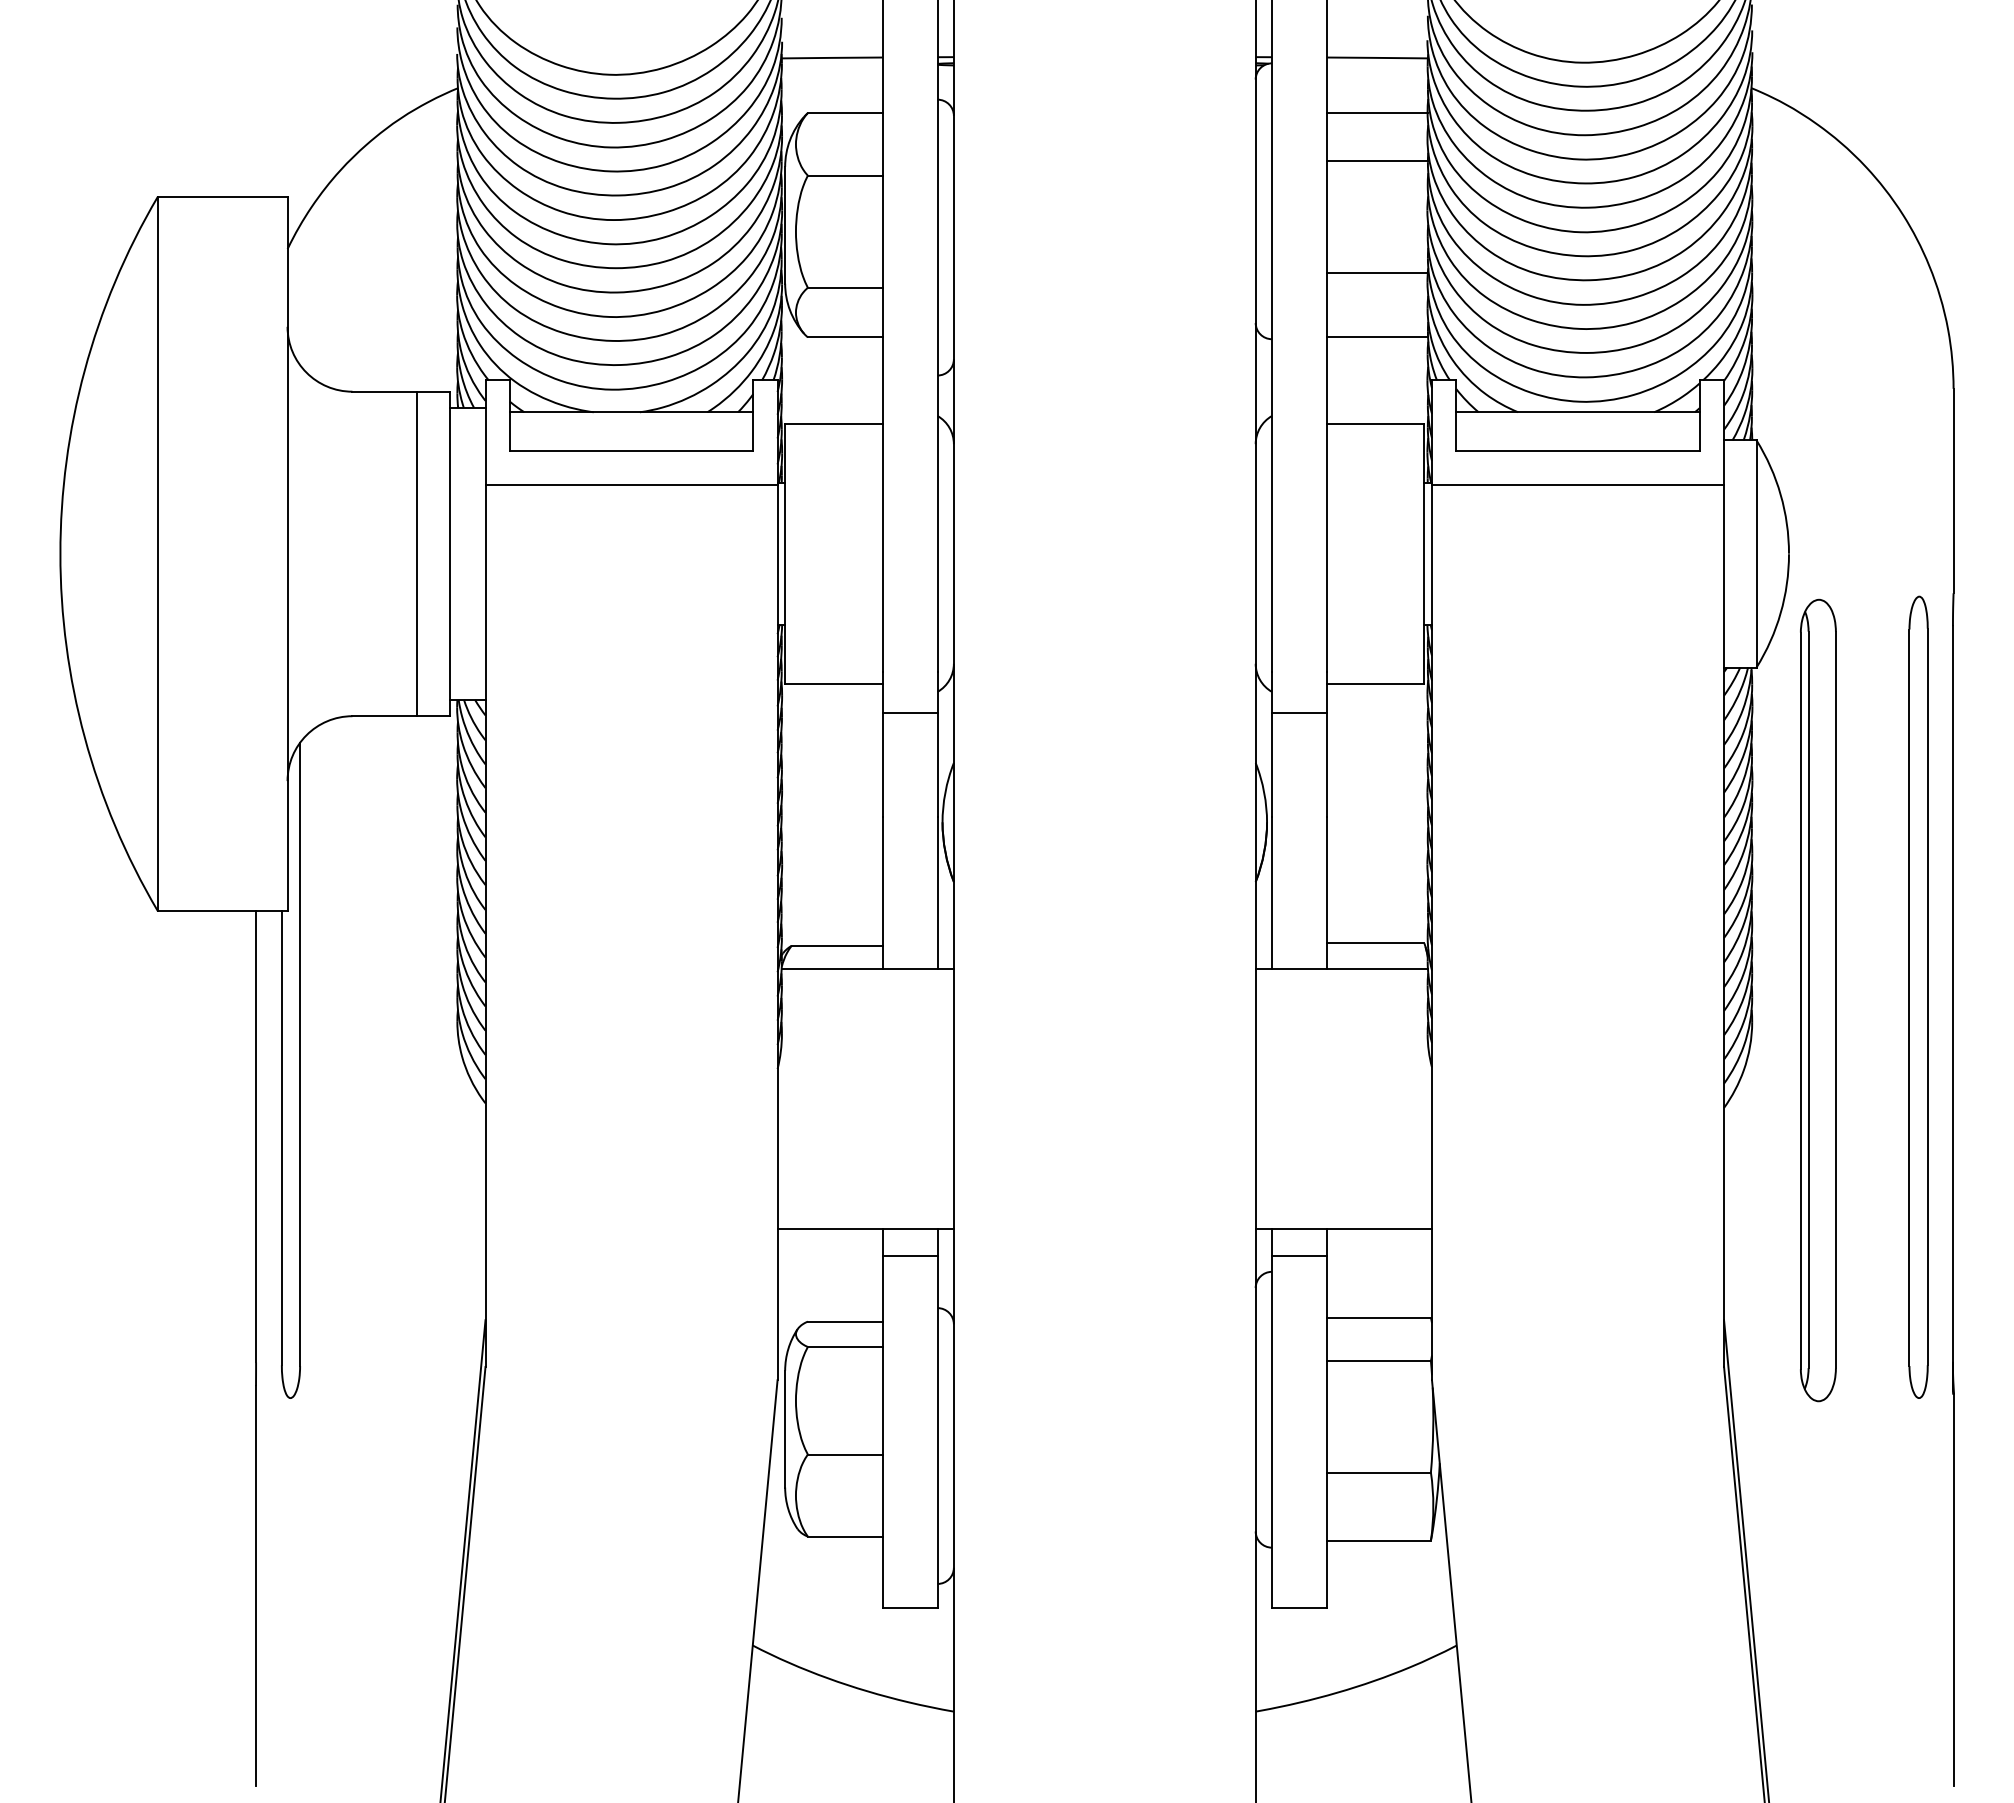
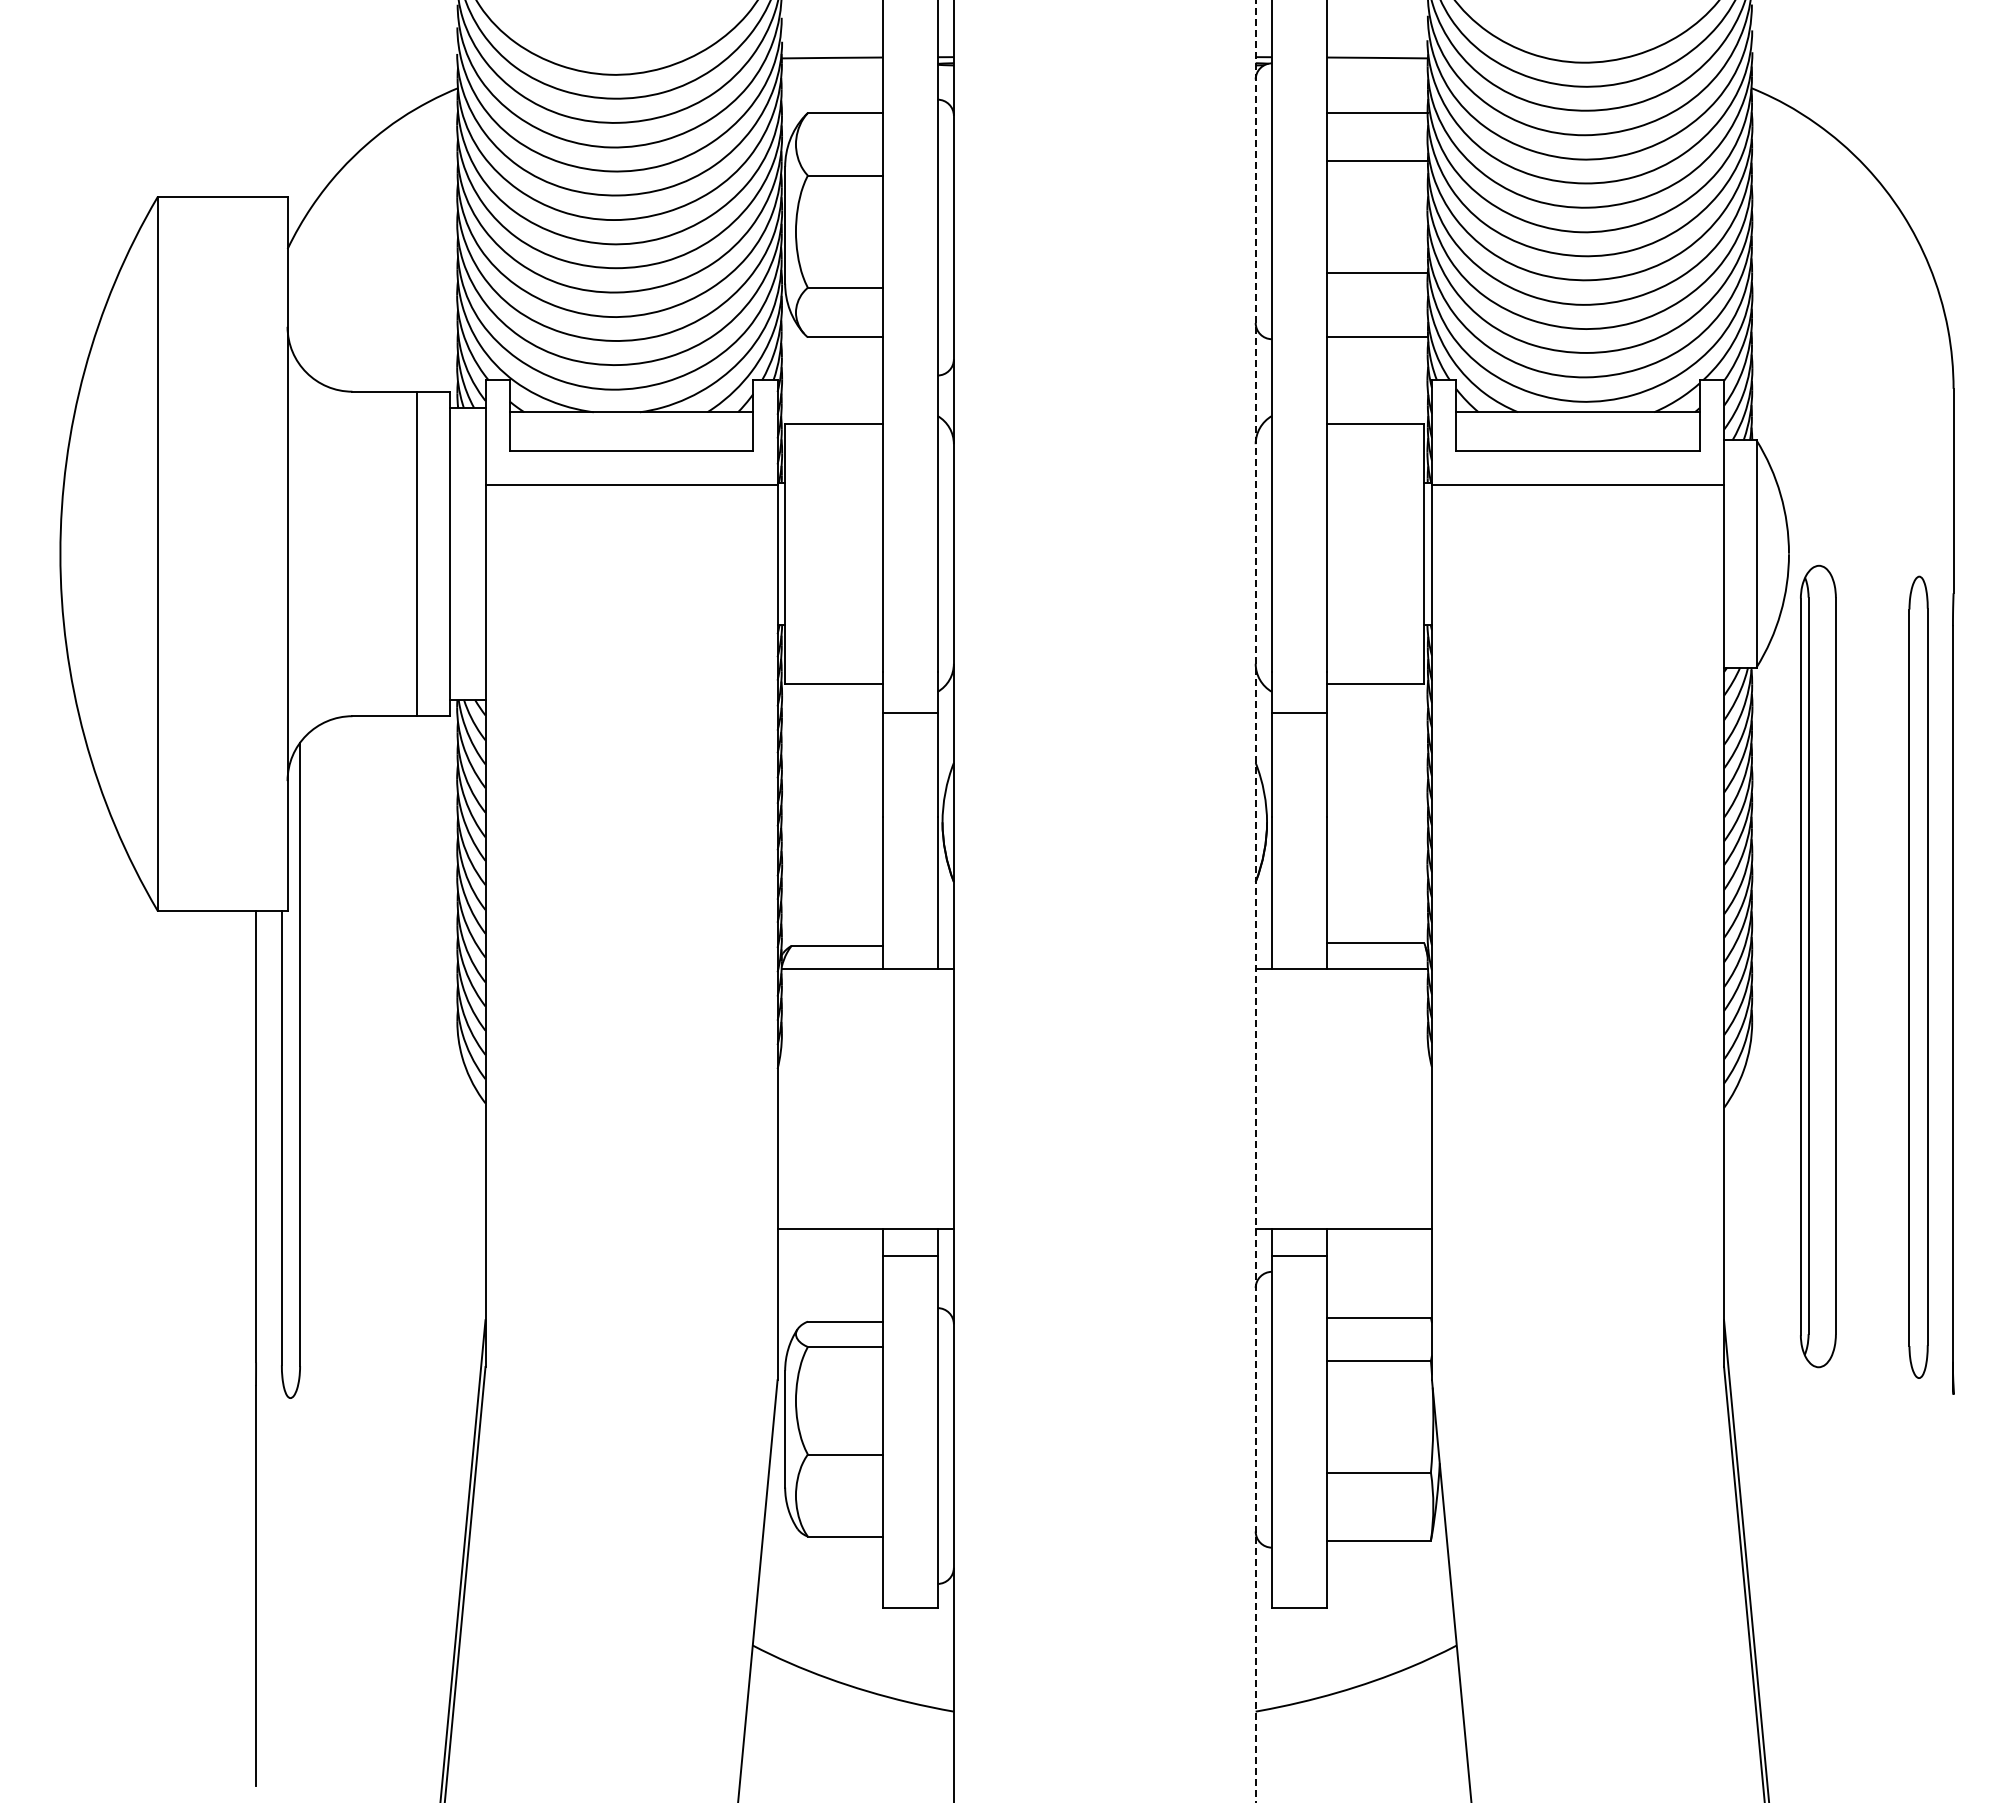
line: solid -> dashed (1255, 900)
part position: (1918, 996) -> (1918, 976) (1918, 976)
part position: (1818, 1000) -> (1818, 966) (1818, 966)
line: present -> none (1953, 1590)
